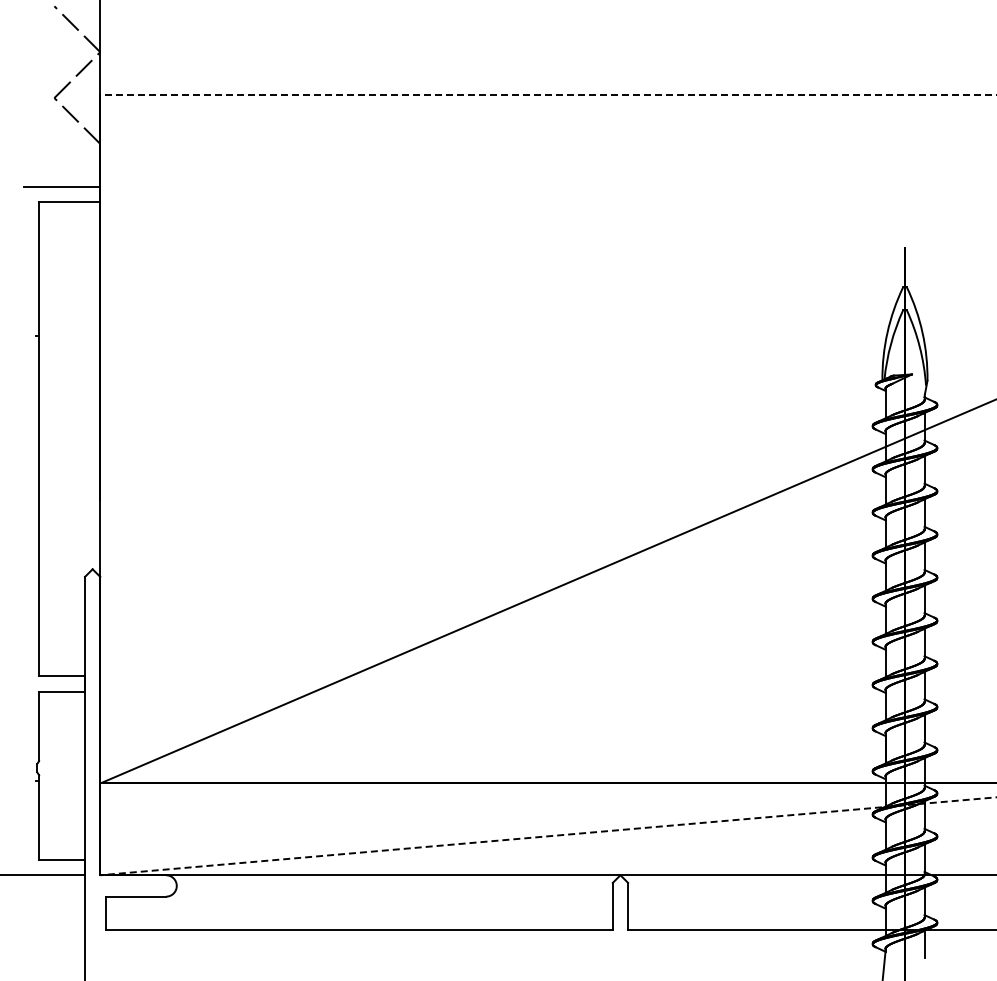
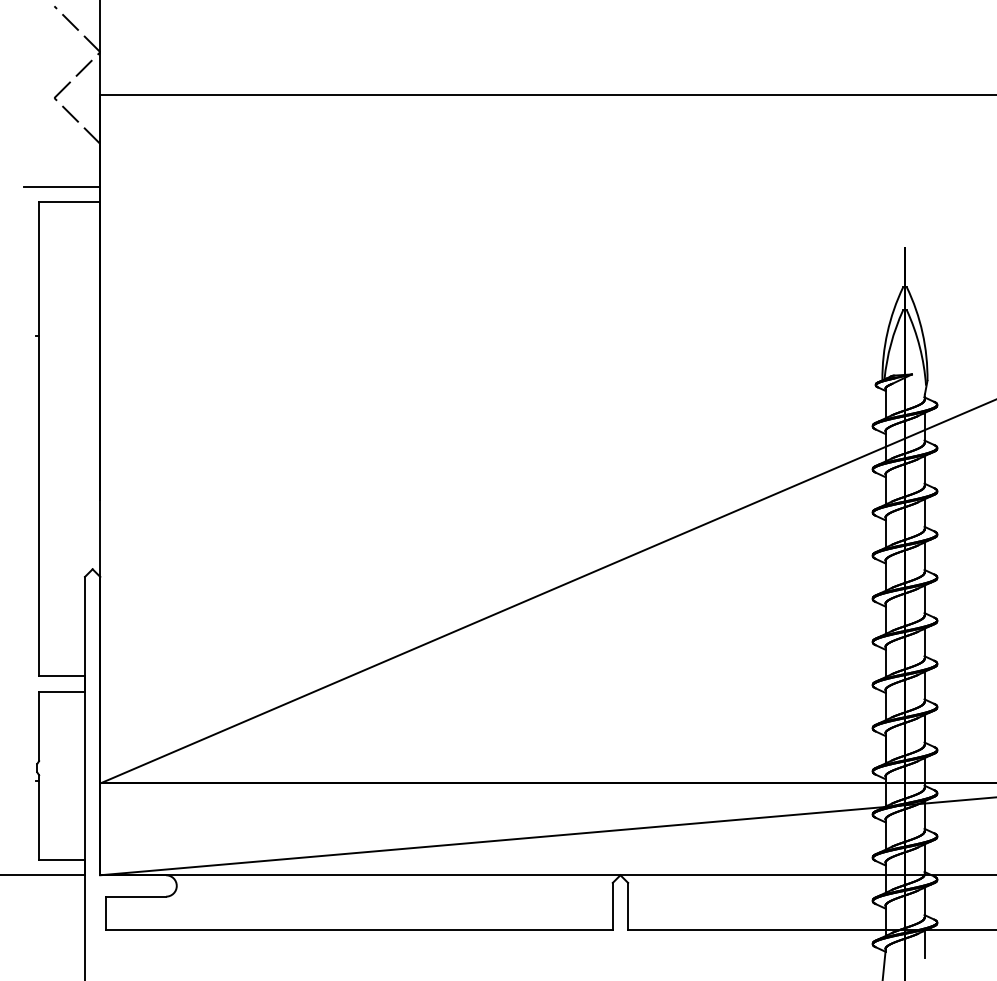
line: dashed -> solid (548, 95)
line: dashed -> solid (548, 836)
